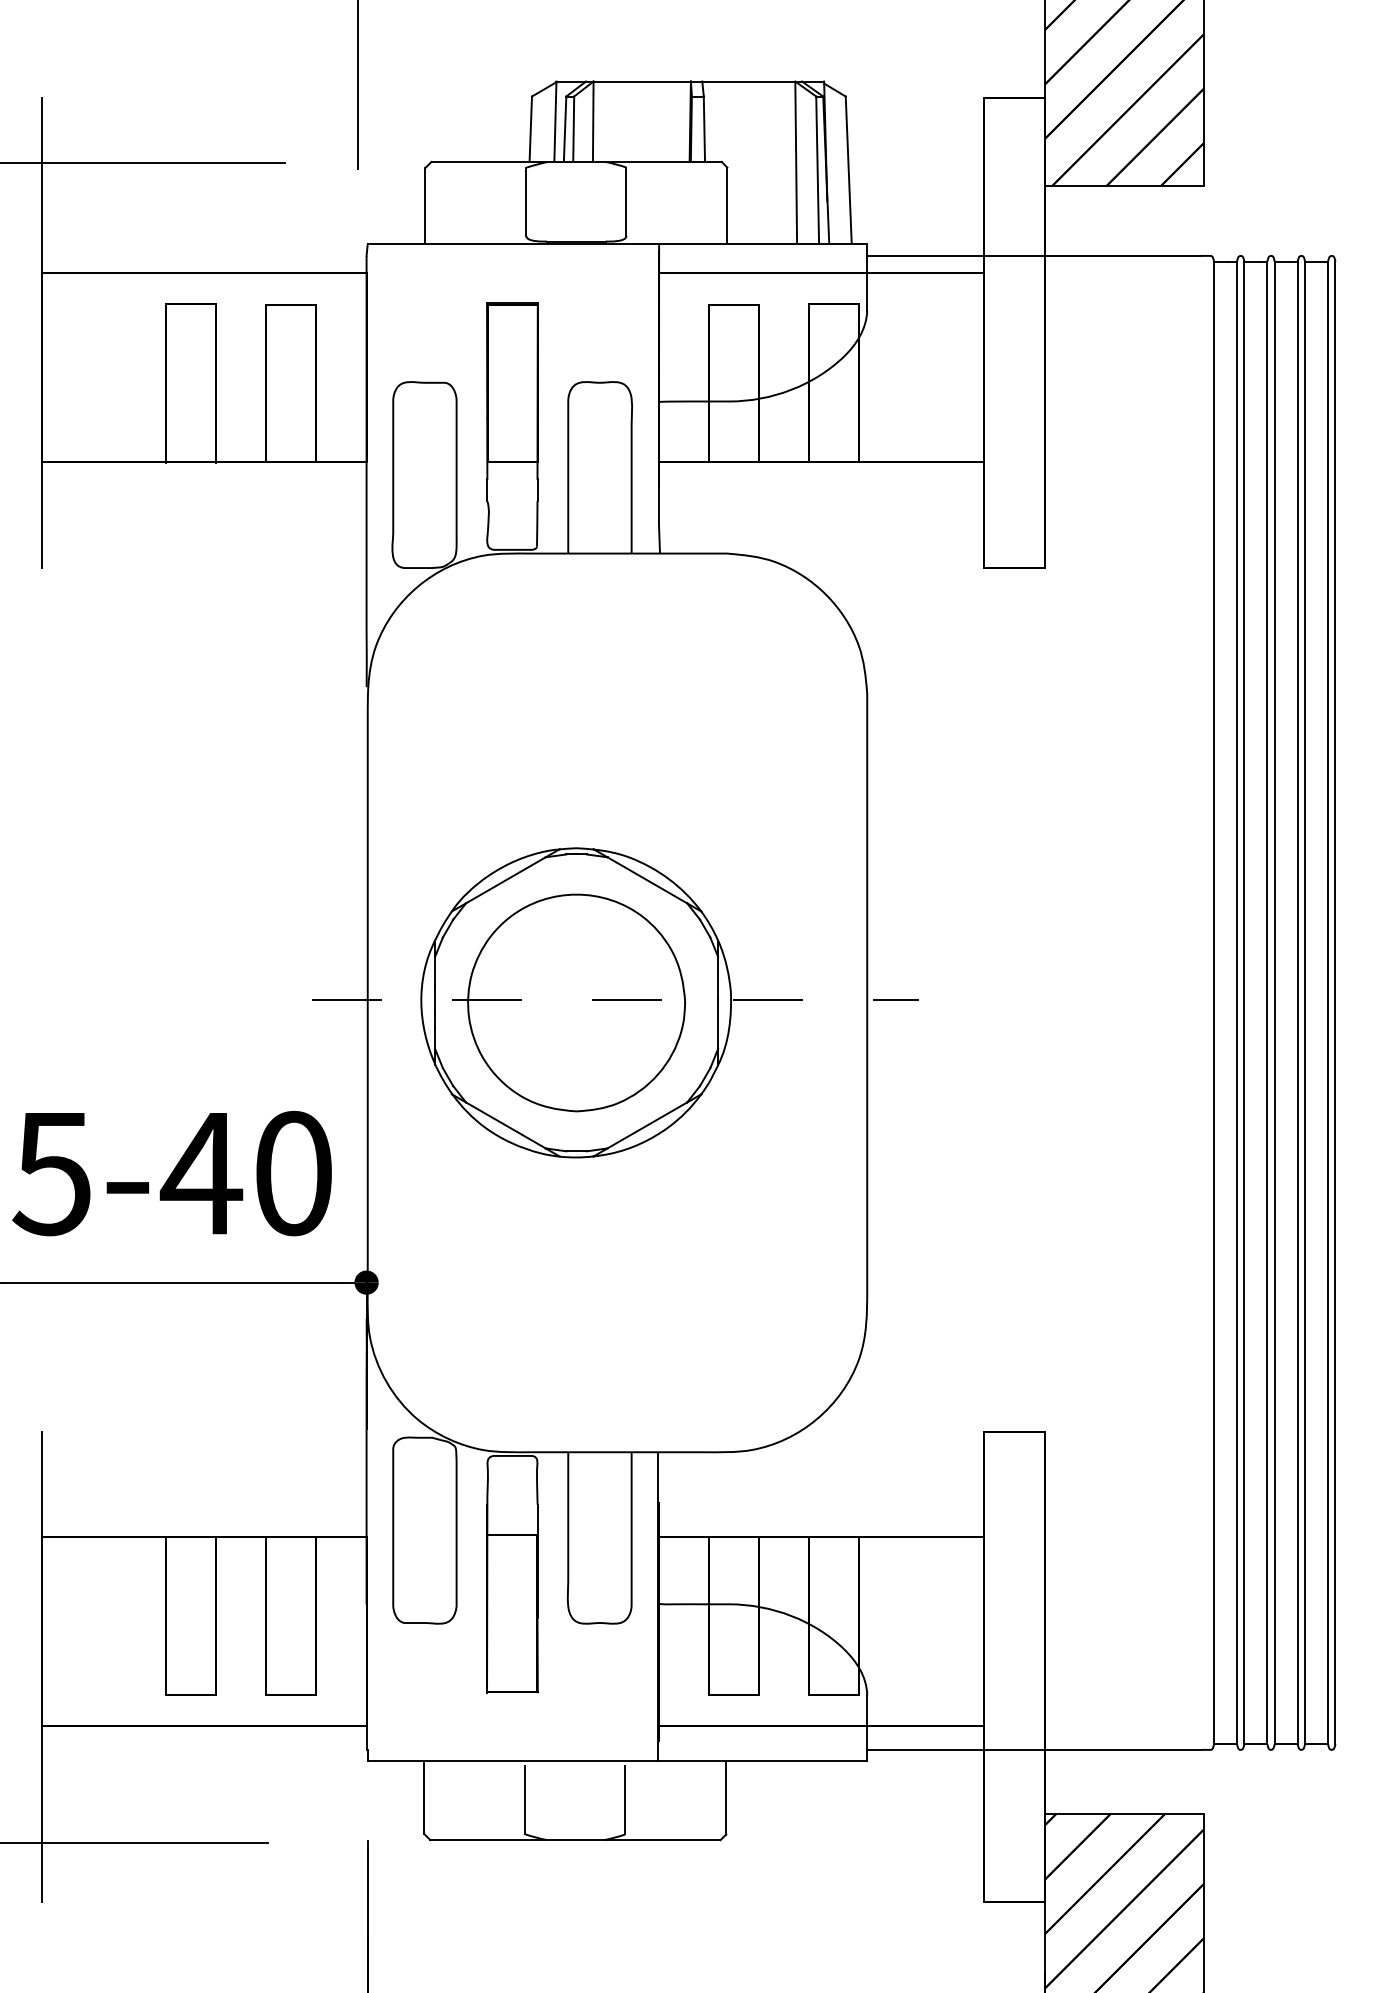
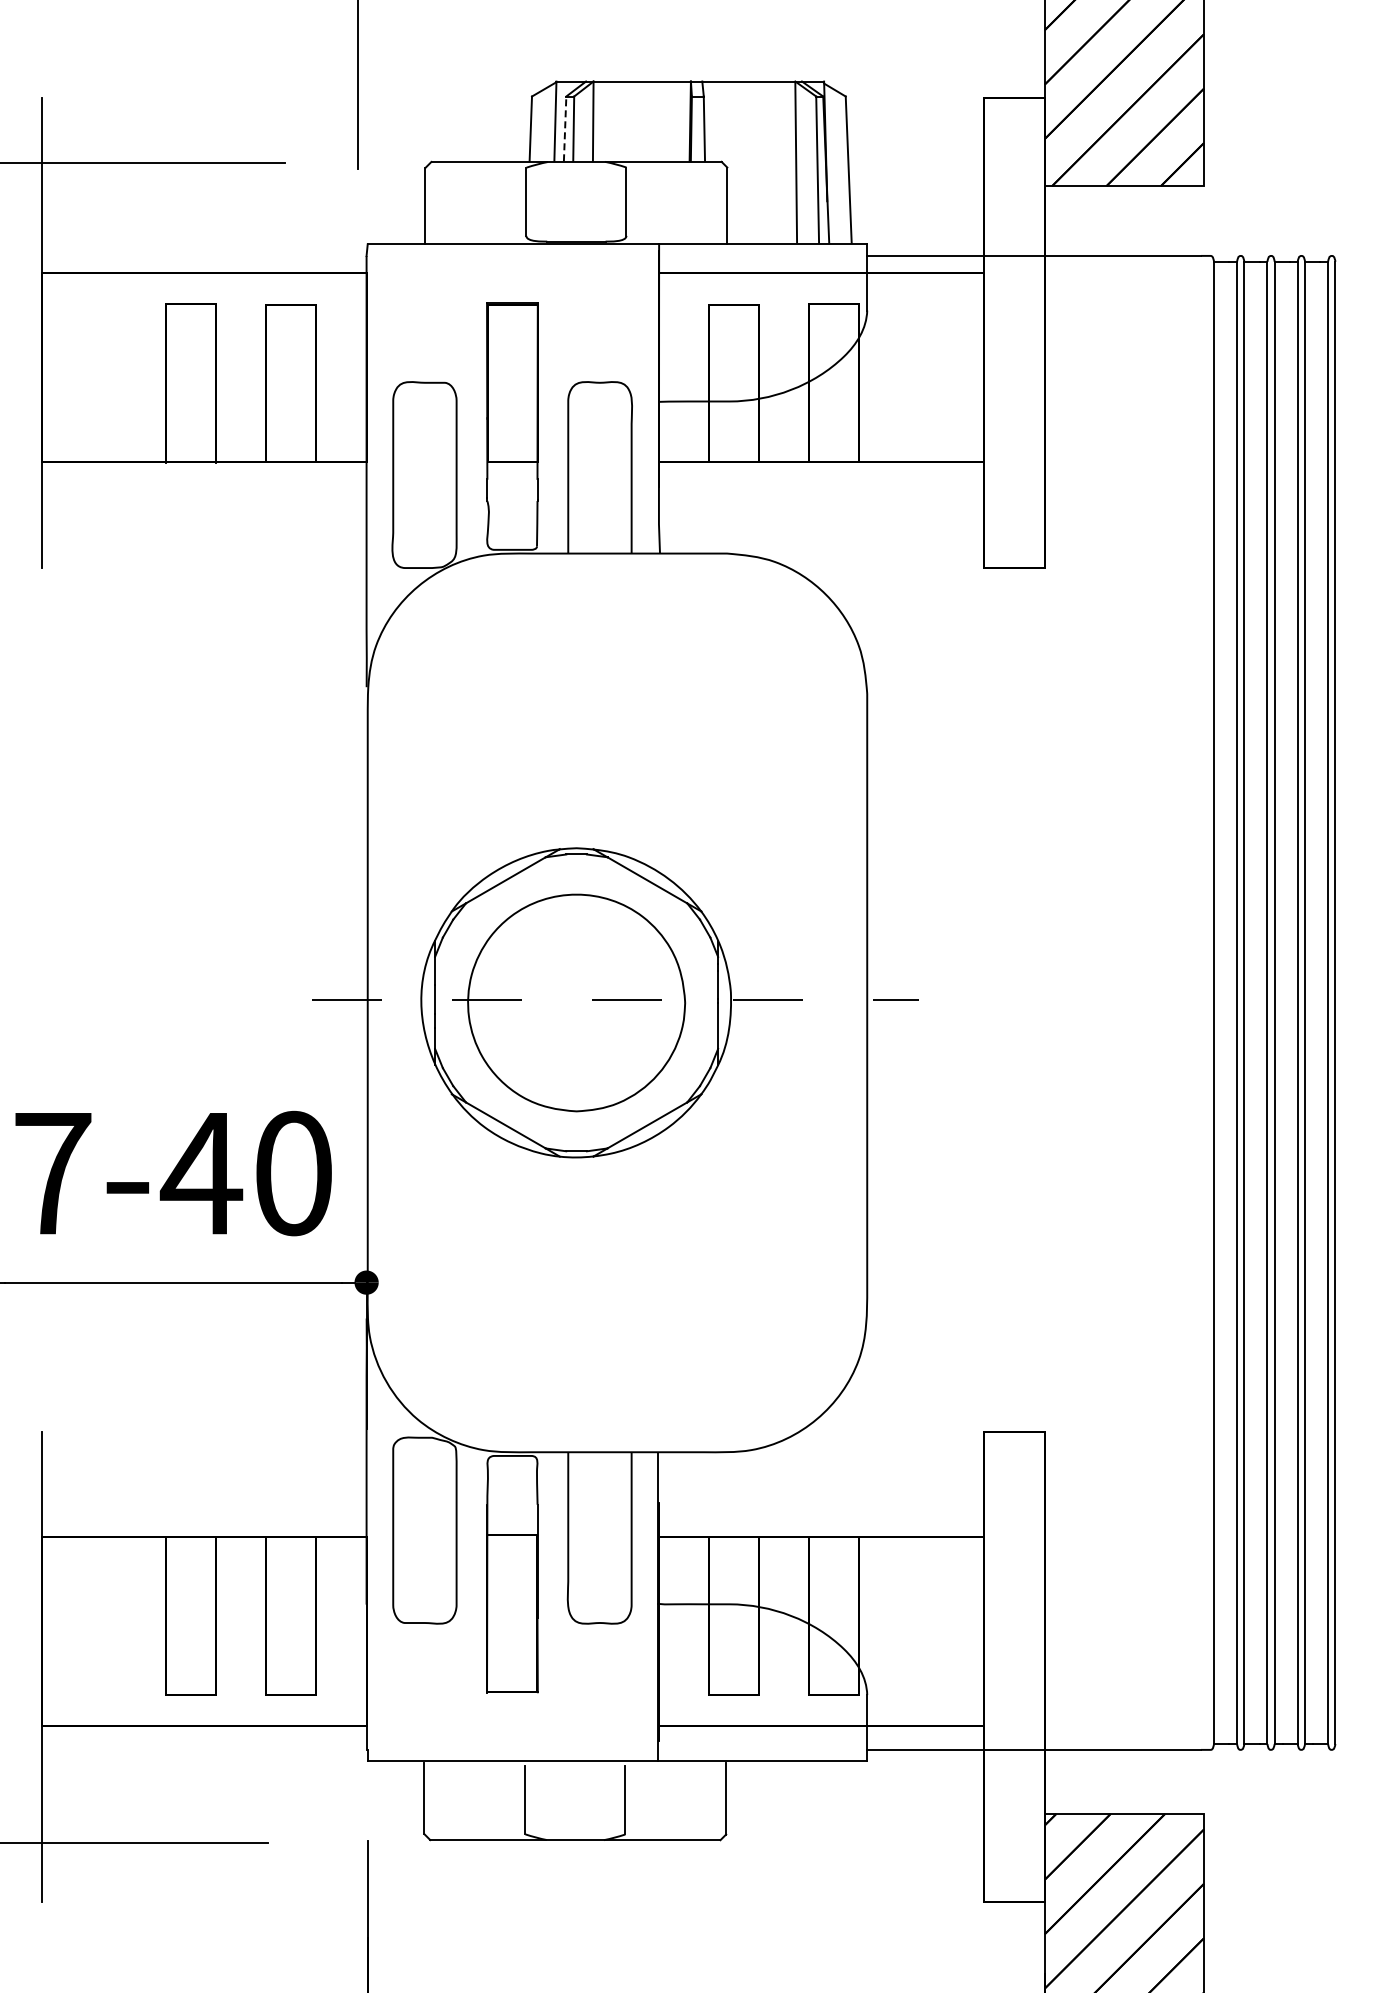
line: solid -> dashed (565, 128)
text: 5-40 -> 7-40 (51, 1174)
